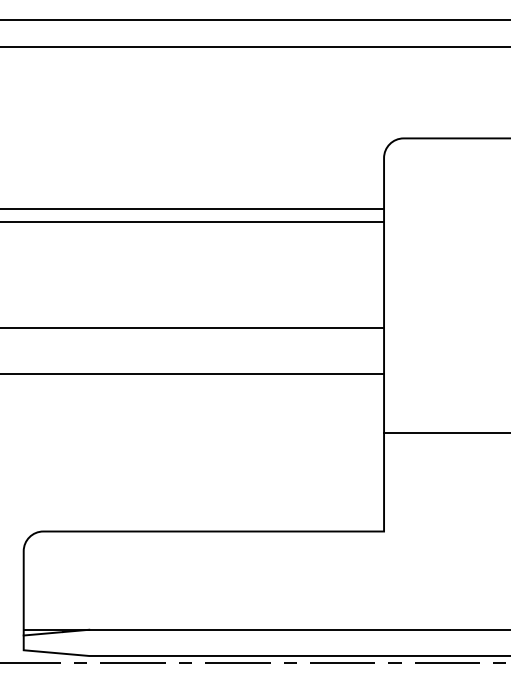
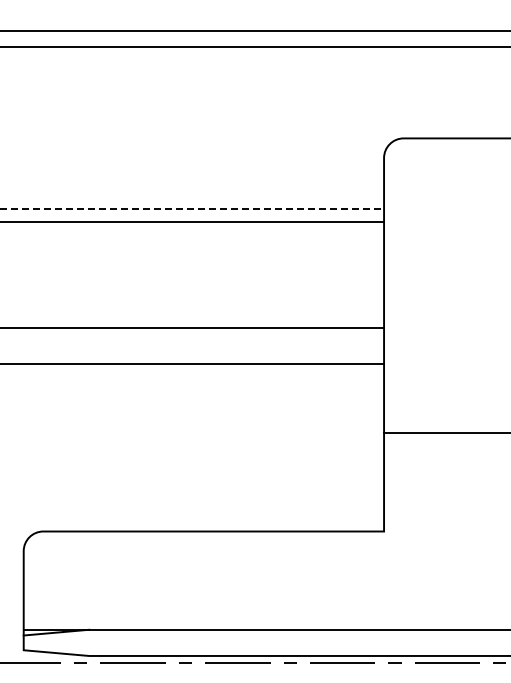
line position: (254, 20) -> (254, 31) (254, 31)
line: solid -> dashed (192, 209)
line position: (193, 374) -> (193, 364) (193, 364)
